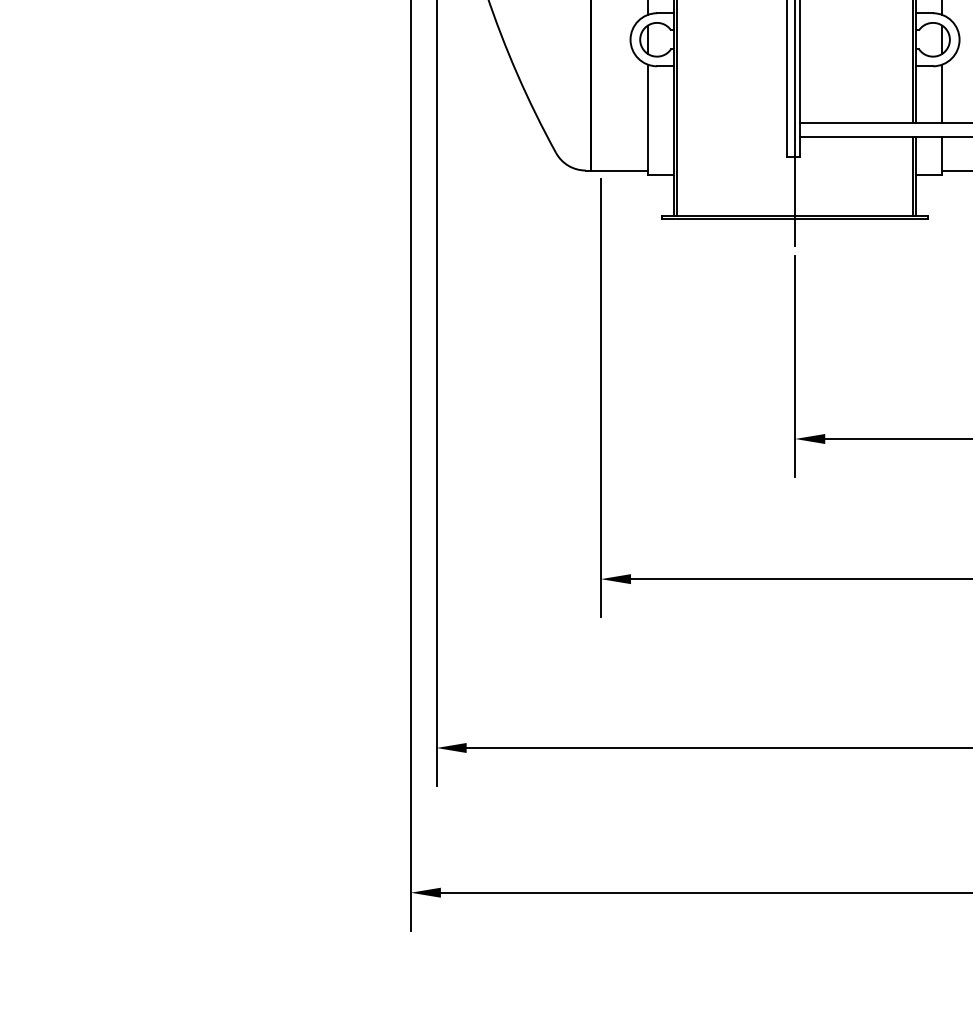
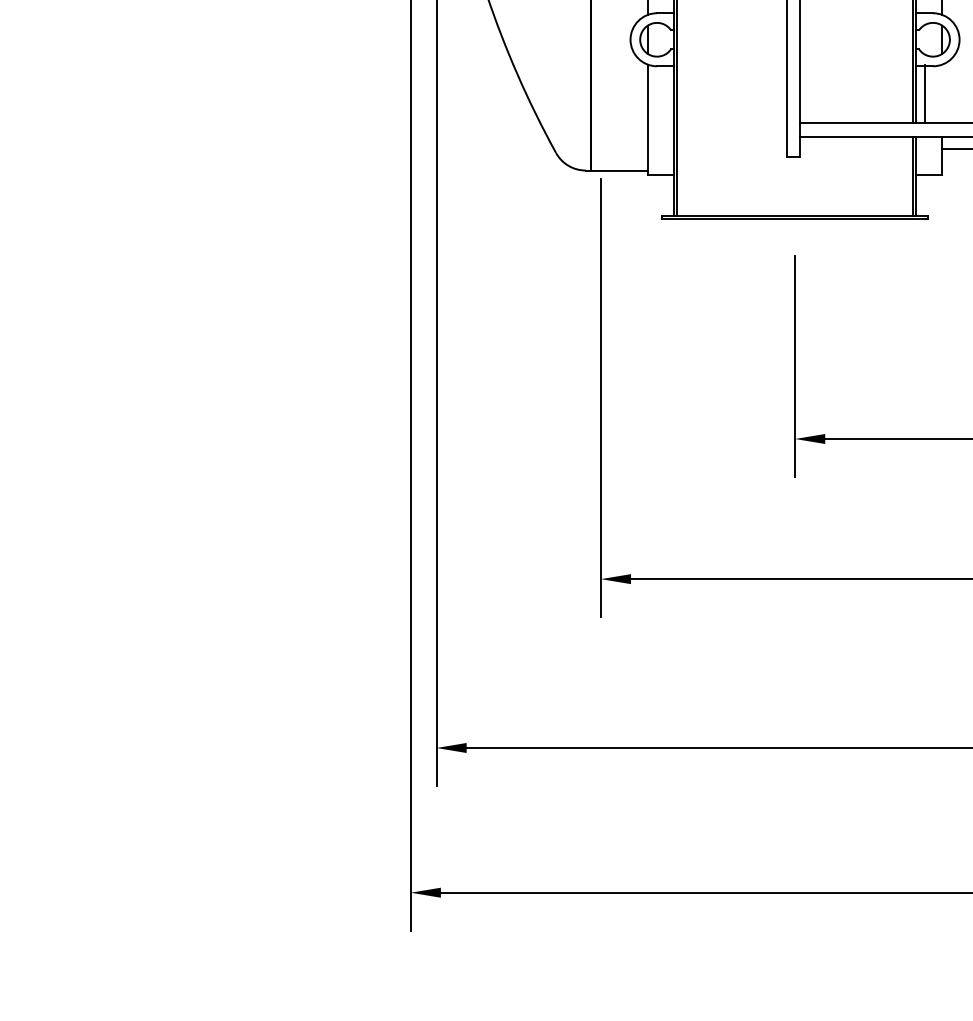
line position: (942, 93) -> (925, 93) (925, 93)
line: present -> none (795, 124)
line position: (955, 170) -> (955, 148) (955, 148)
